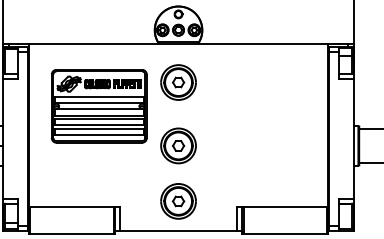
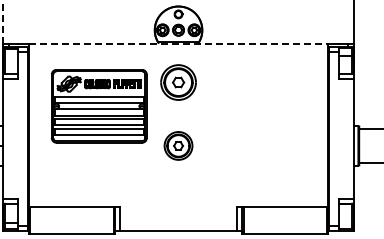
line: solid -> dashed (2, 21)
line: solid -> dashed (178, 43)
part size: 37x38 px -> 31x30 px (178, 145)
part: present -> none (178, 201)
